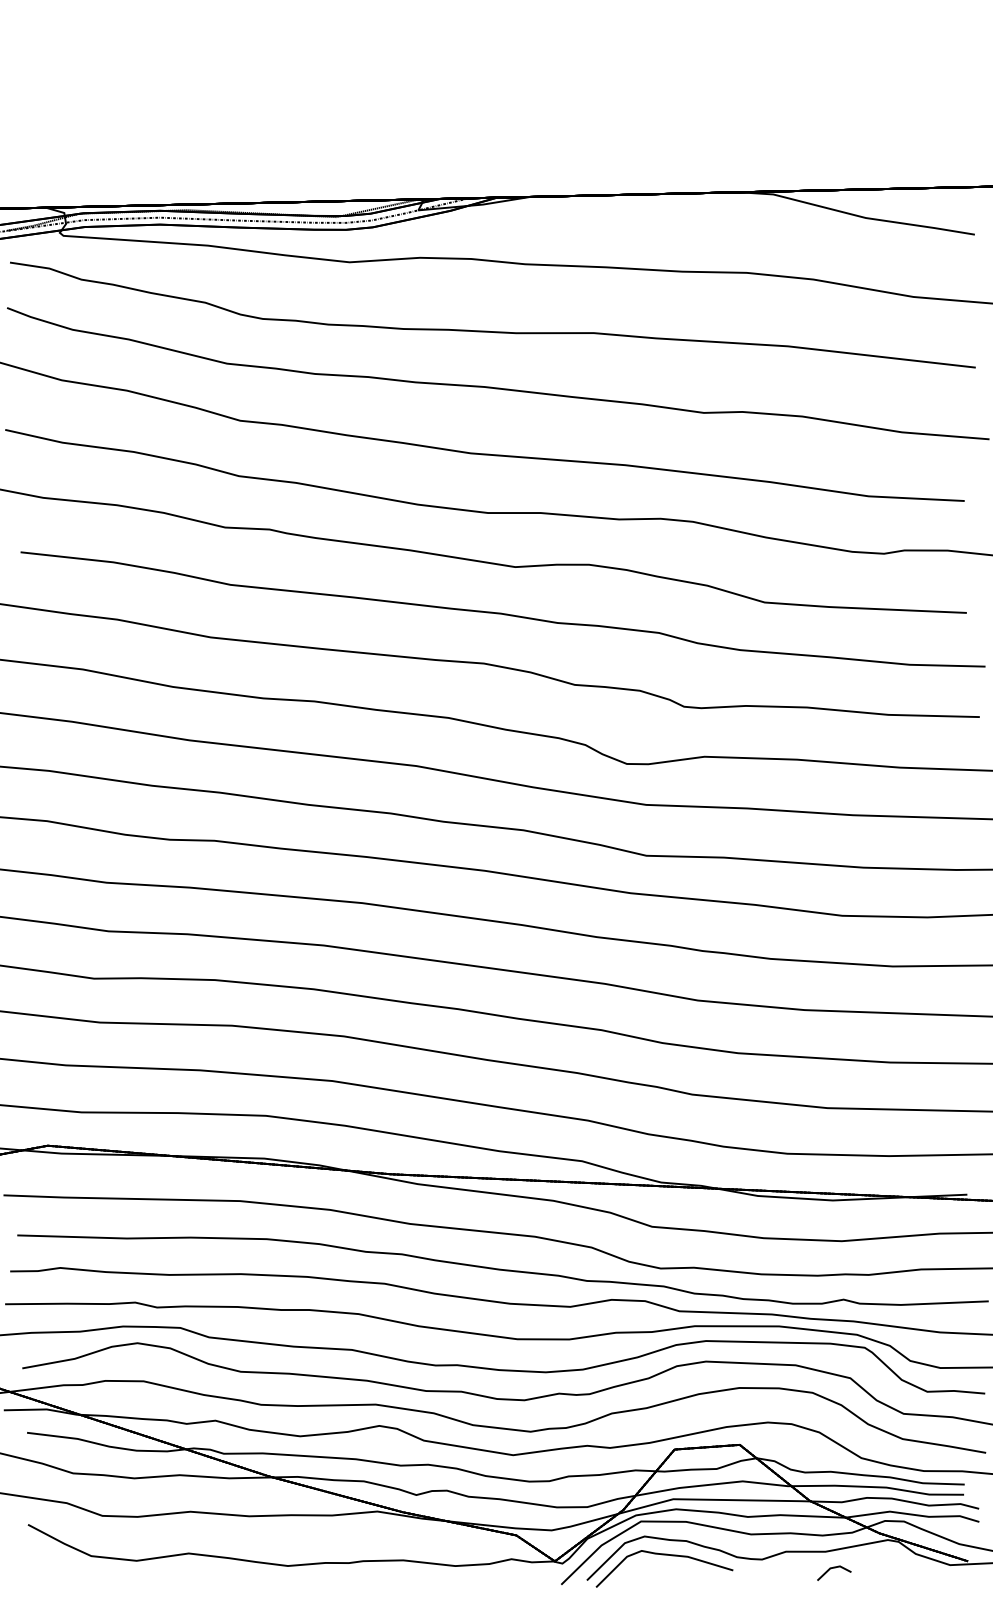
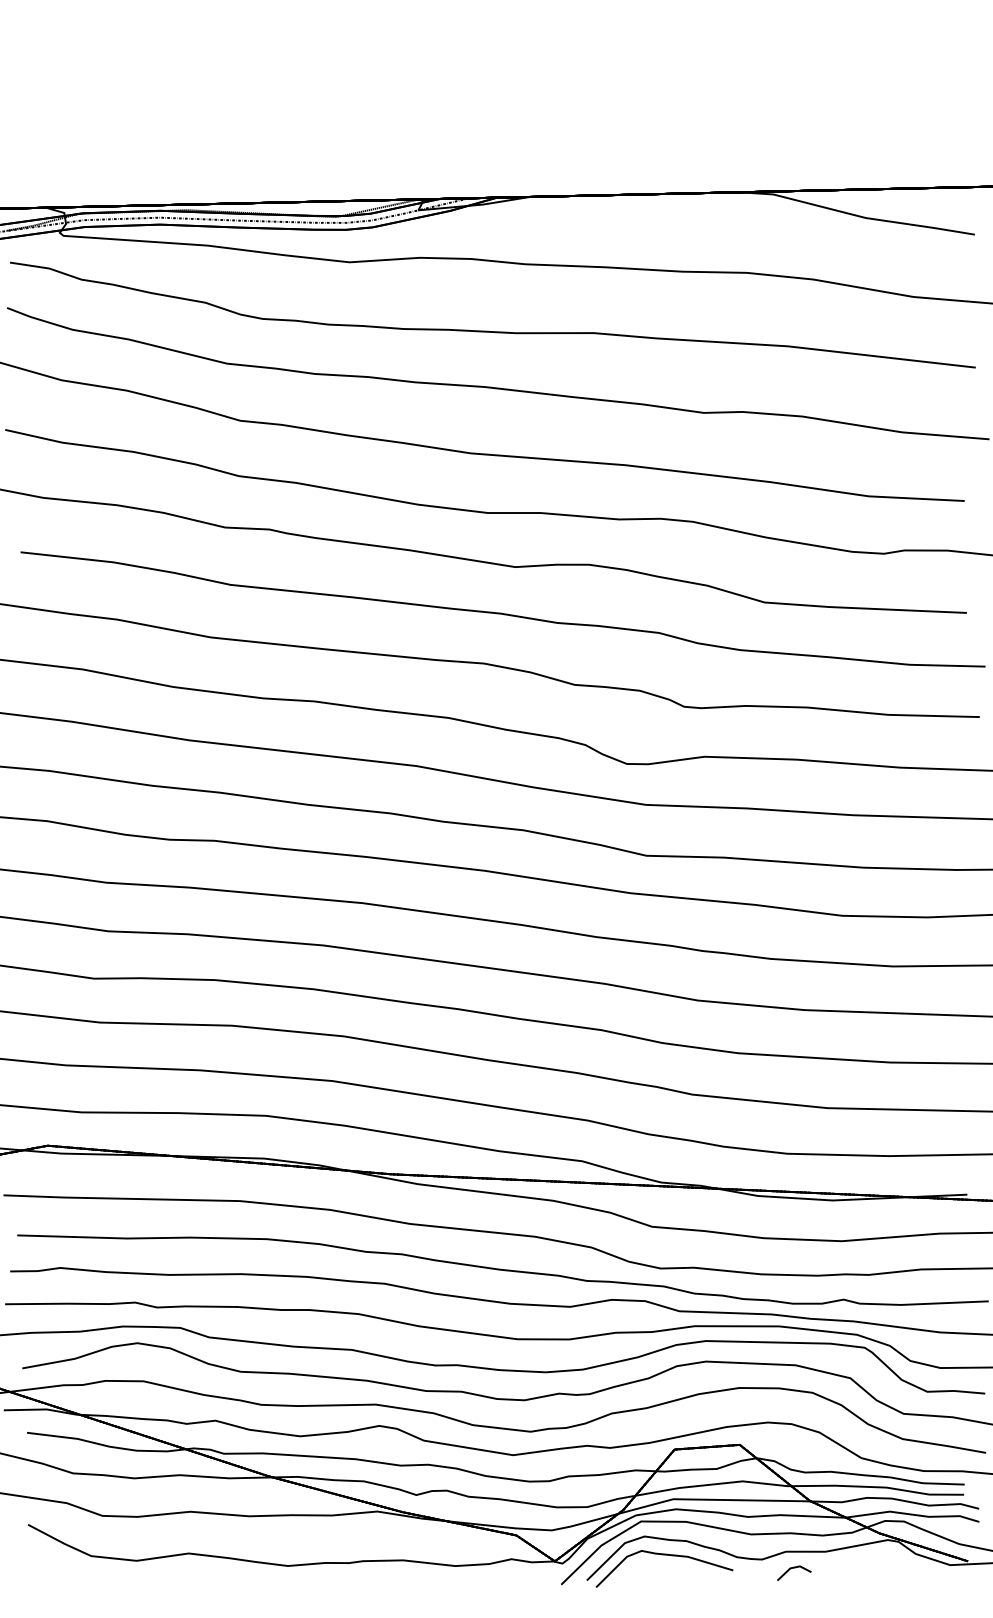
line position: (834, 1568) -> (794, 1568) (794, 1568)
